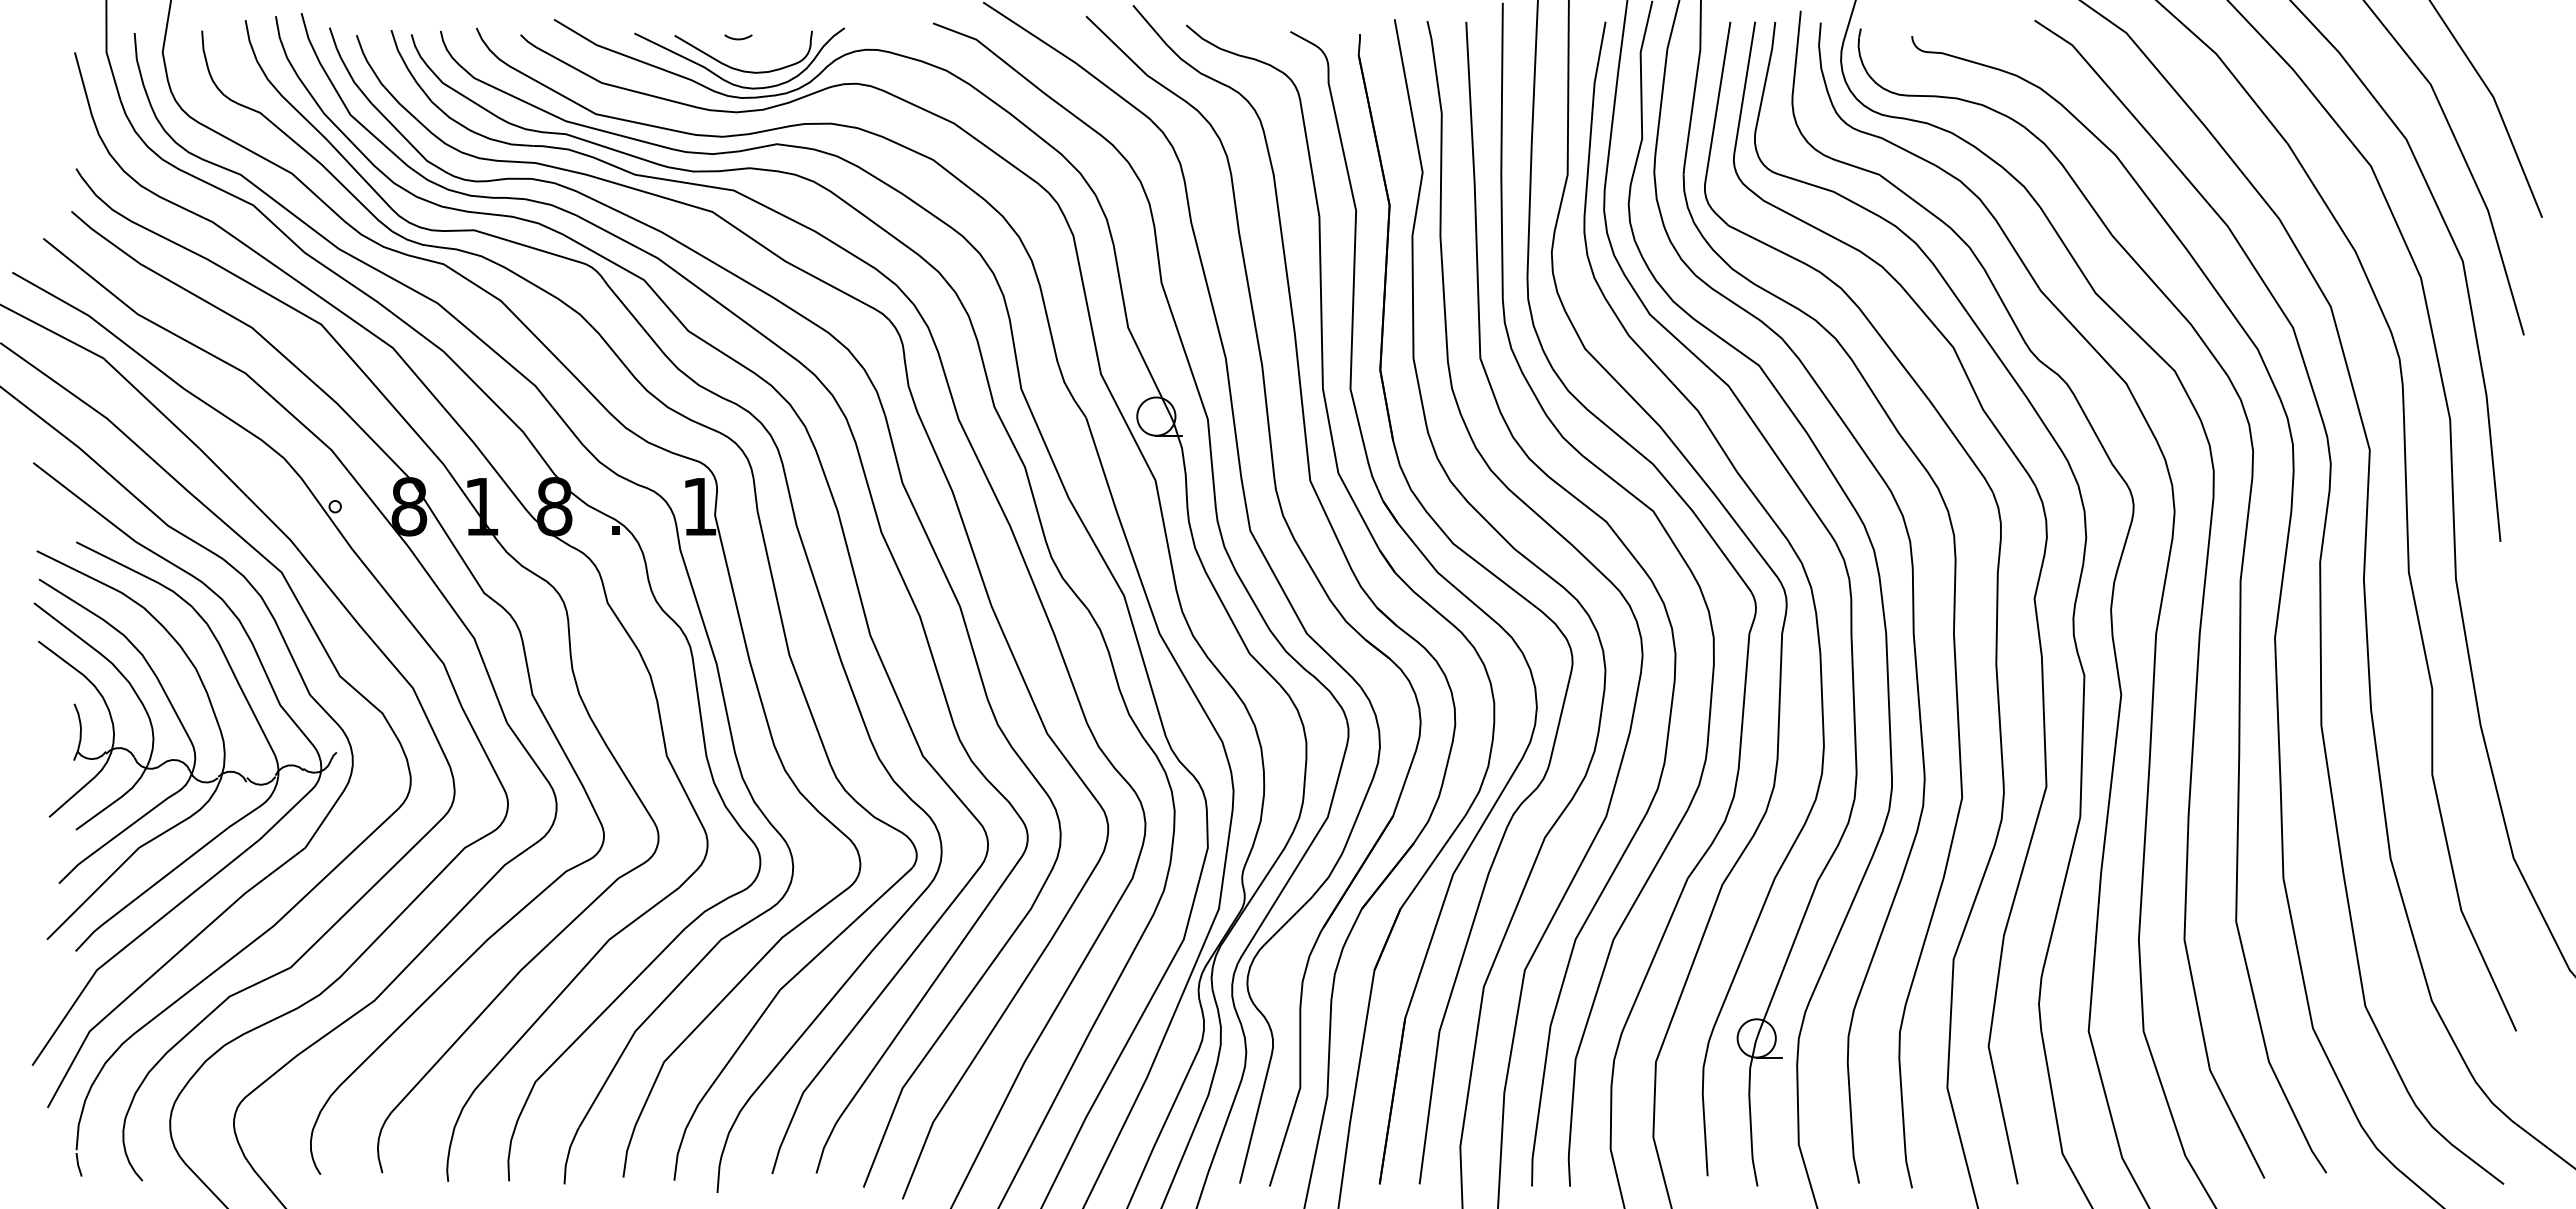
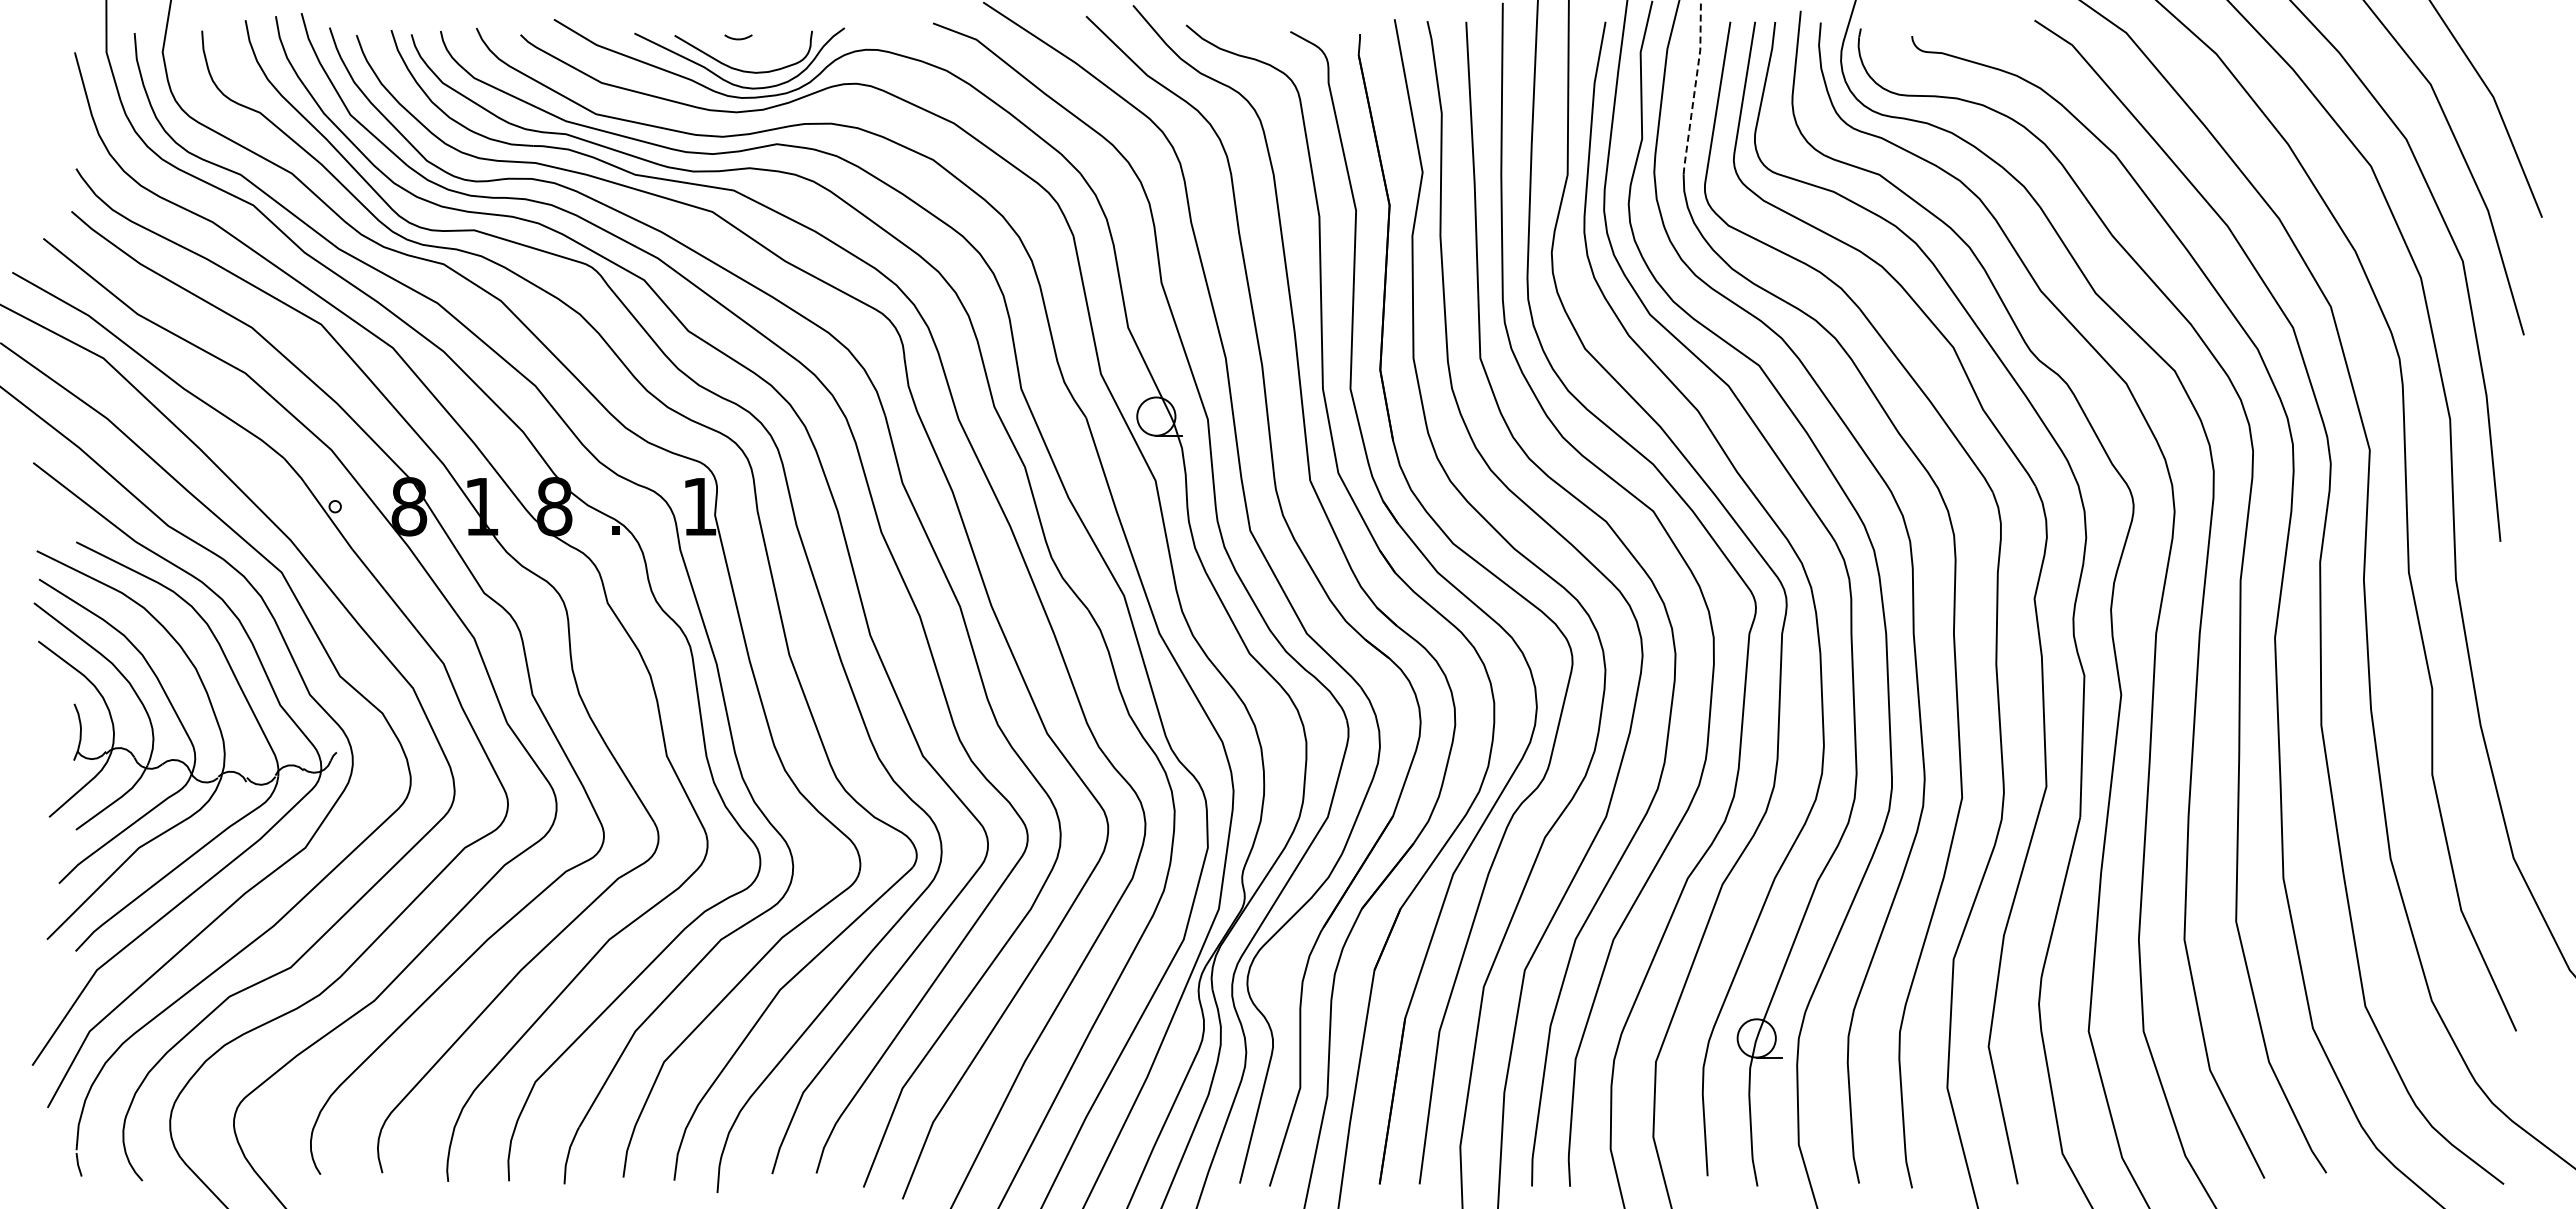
line: solid -> dashed (1695, 87)
